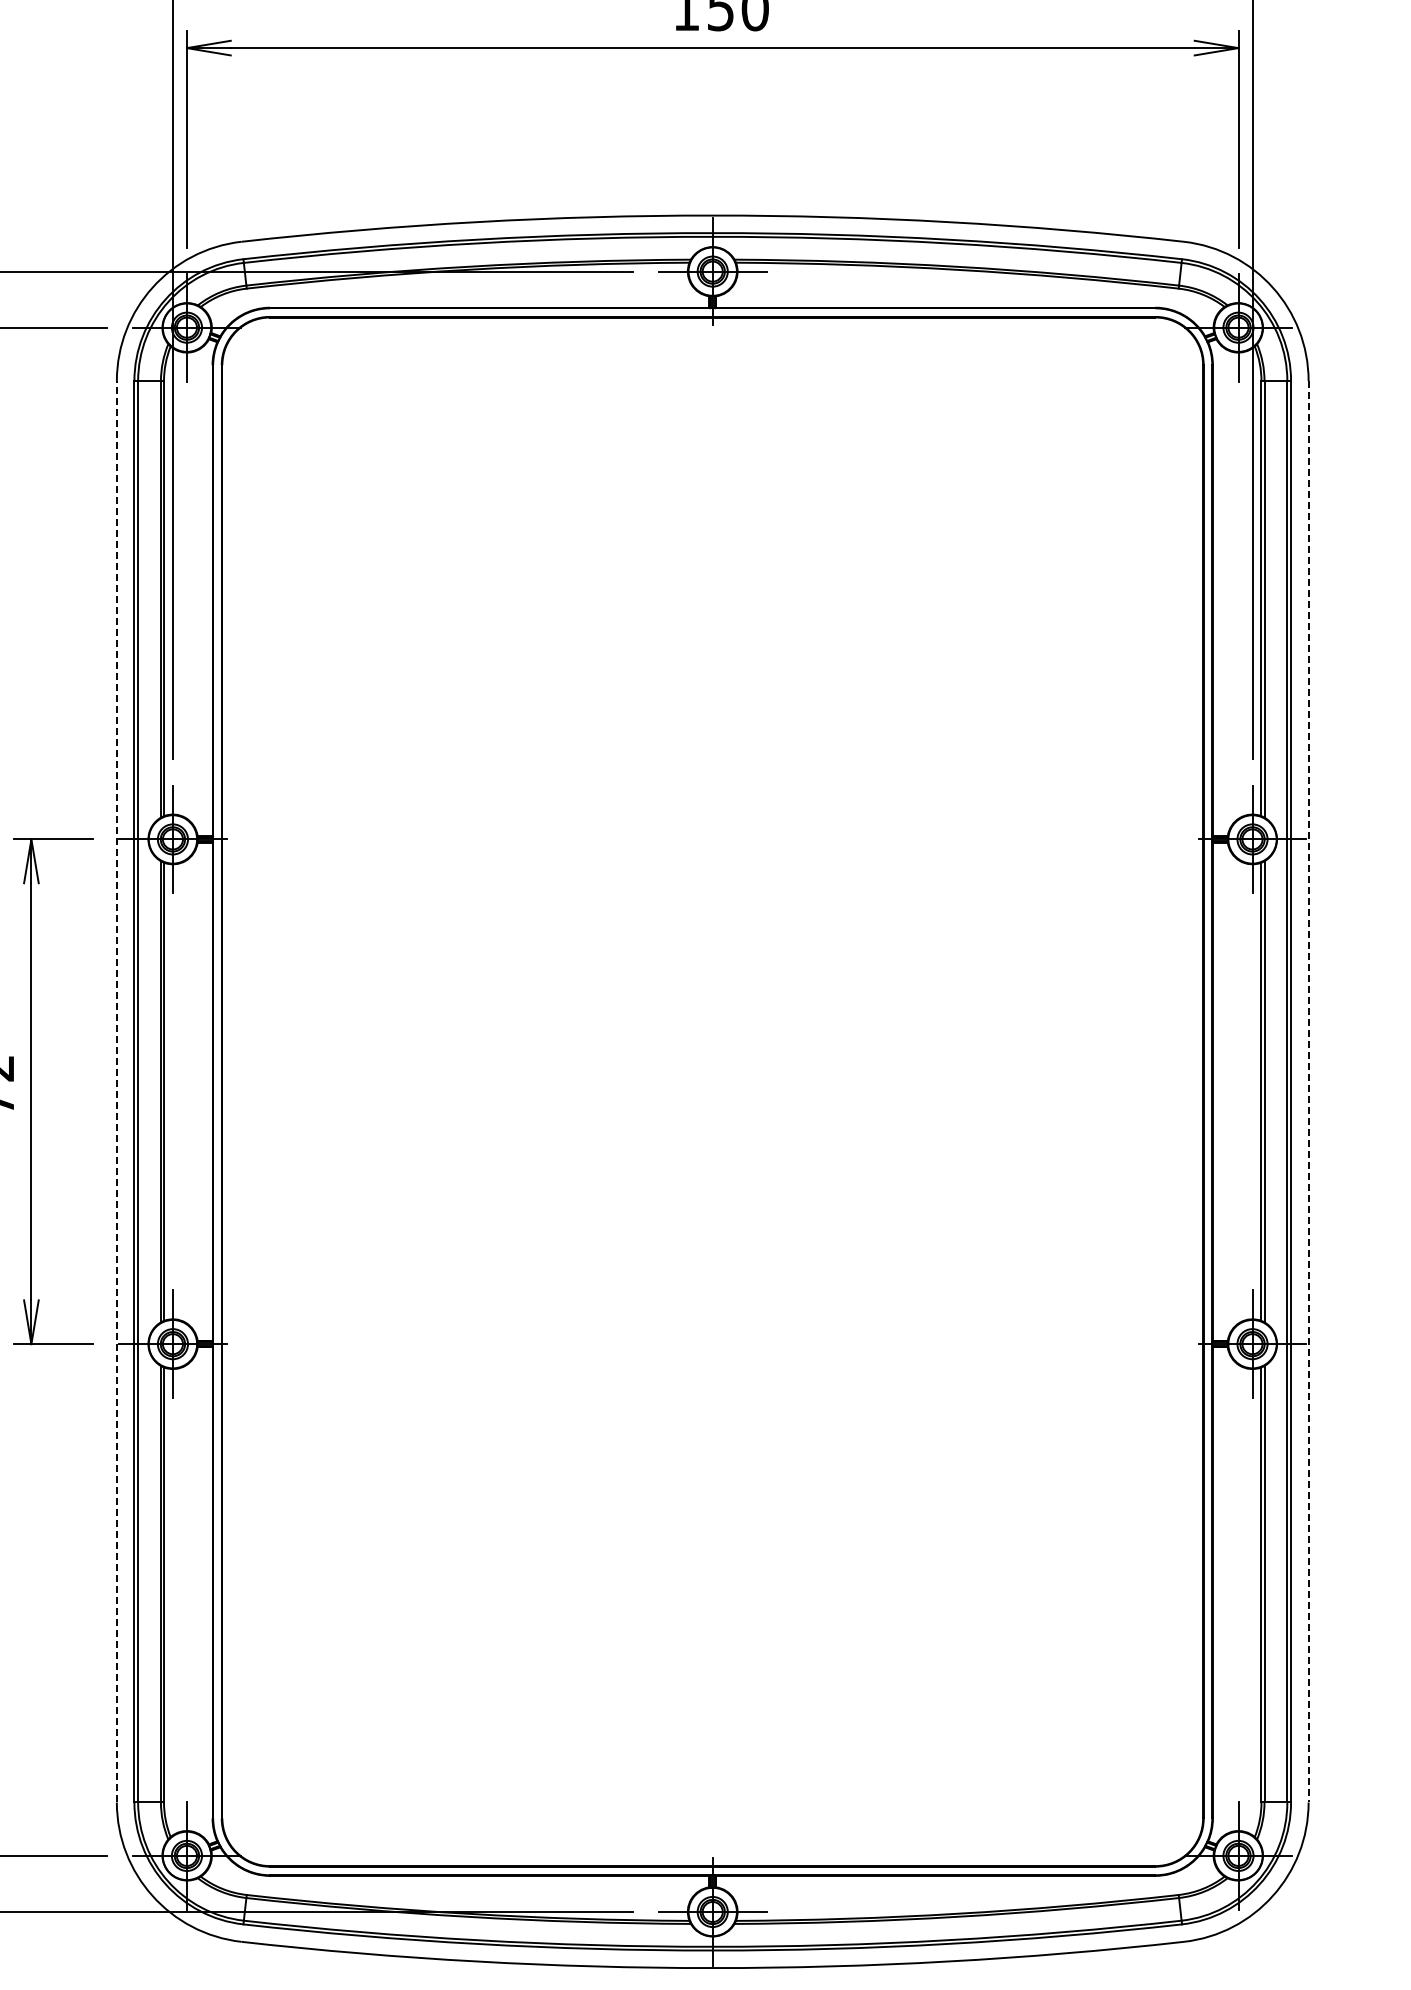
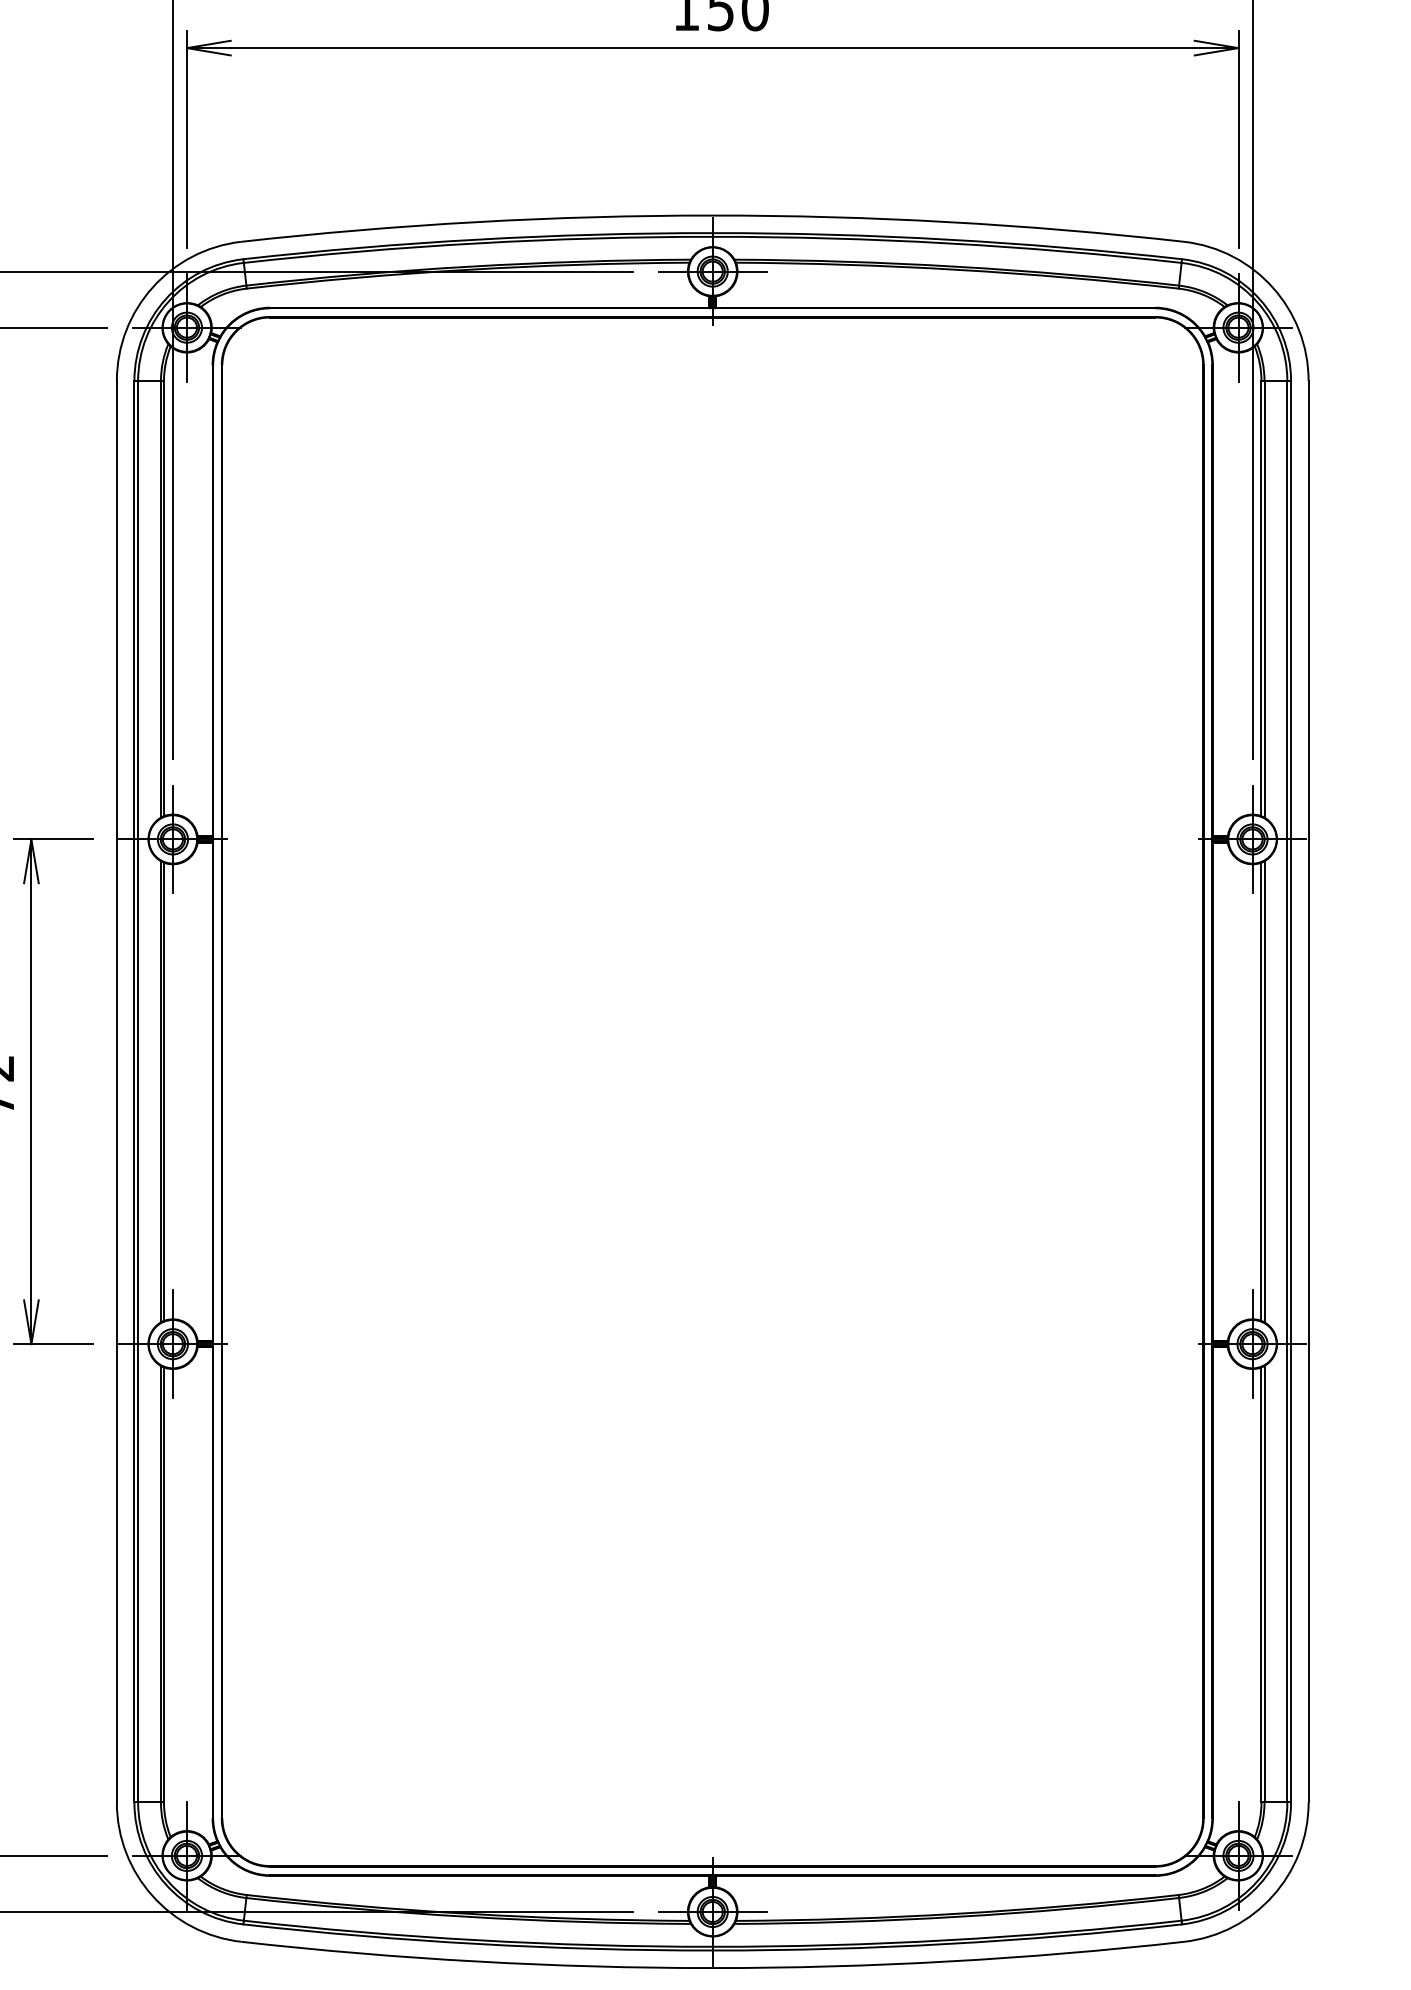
line: dashed -> solid (116, 1091)
line: dashed -> solid (1308, 1091)
